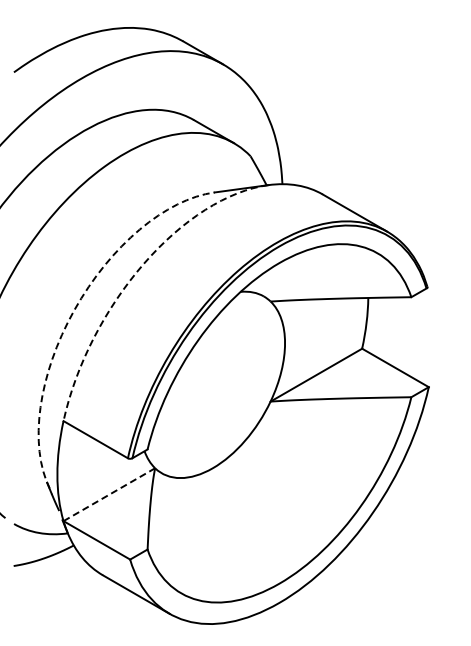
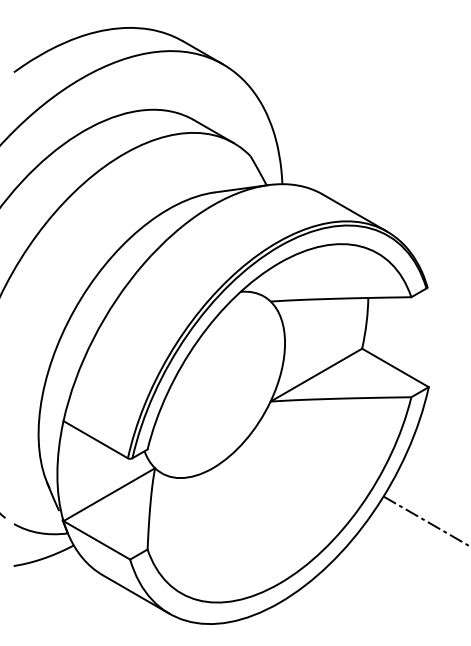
arc: dashed -> solid (135, 274)
arc: dashed -> solid (74, 309)
line: dashed -> solid (109, 494)
line: none -> present (425, 520)
